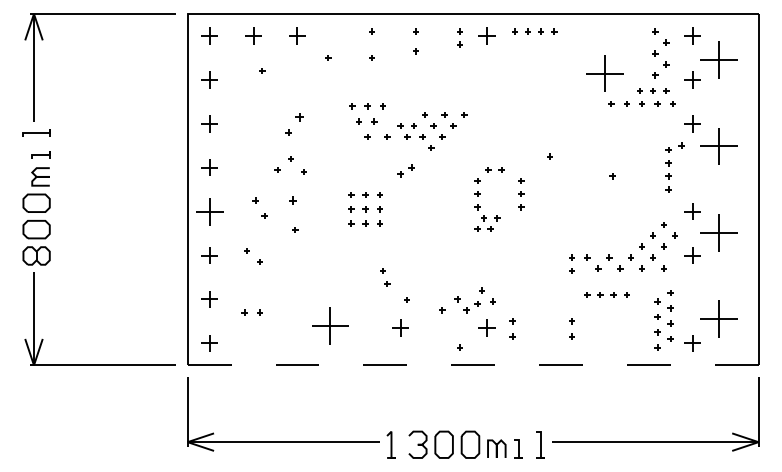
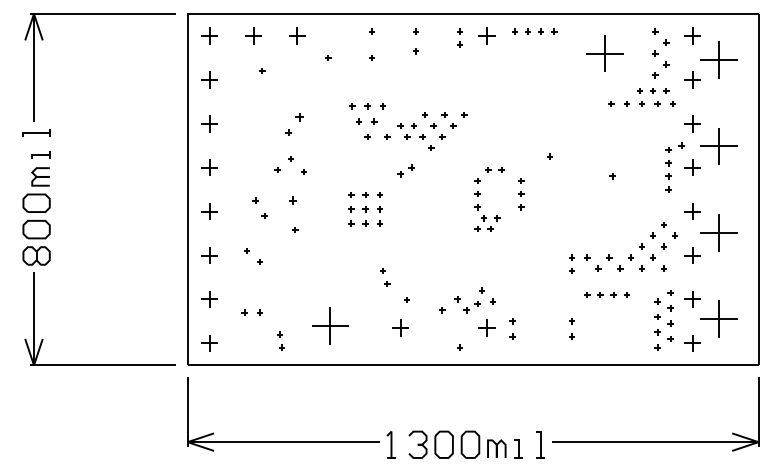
part position: (604, 73) -> (604, 53) (604, 53)
part: none -> present (692, 167)
part size: 28x28 px -> 17x17 px (209, 211)
part: none -> present (692, 299)
part: none -> present (280, 340)
line: dashed -> solid (473, 365)
